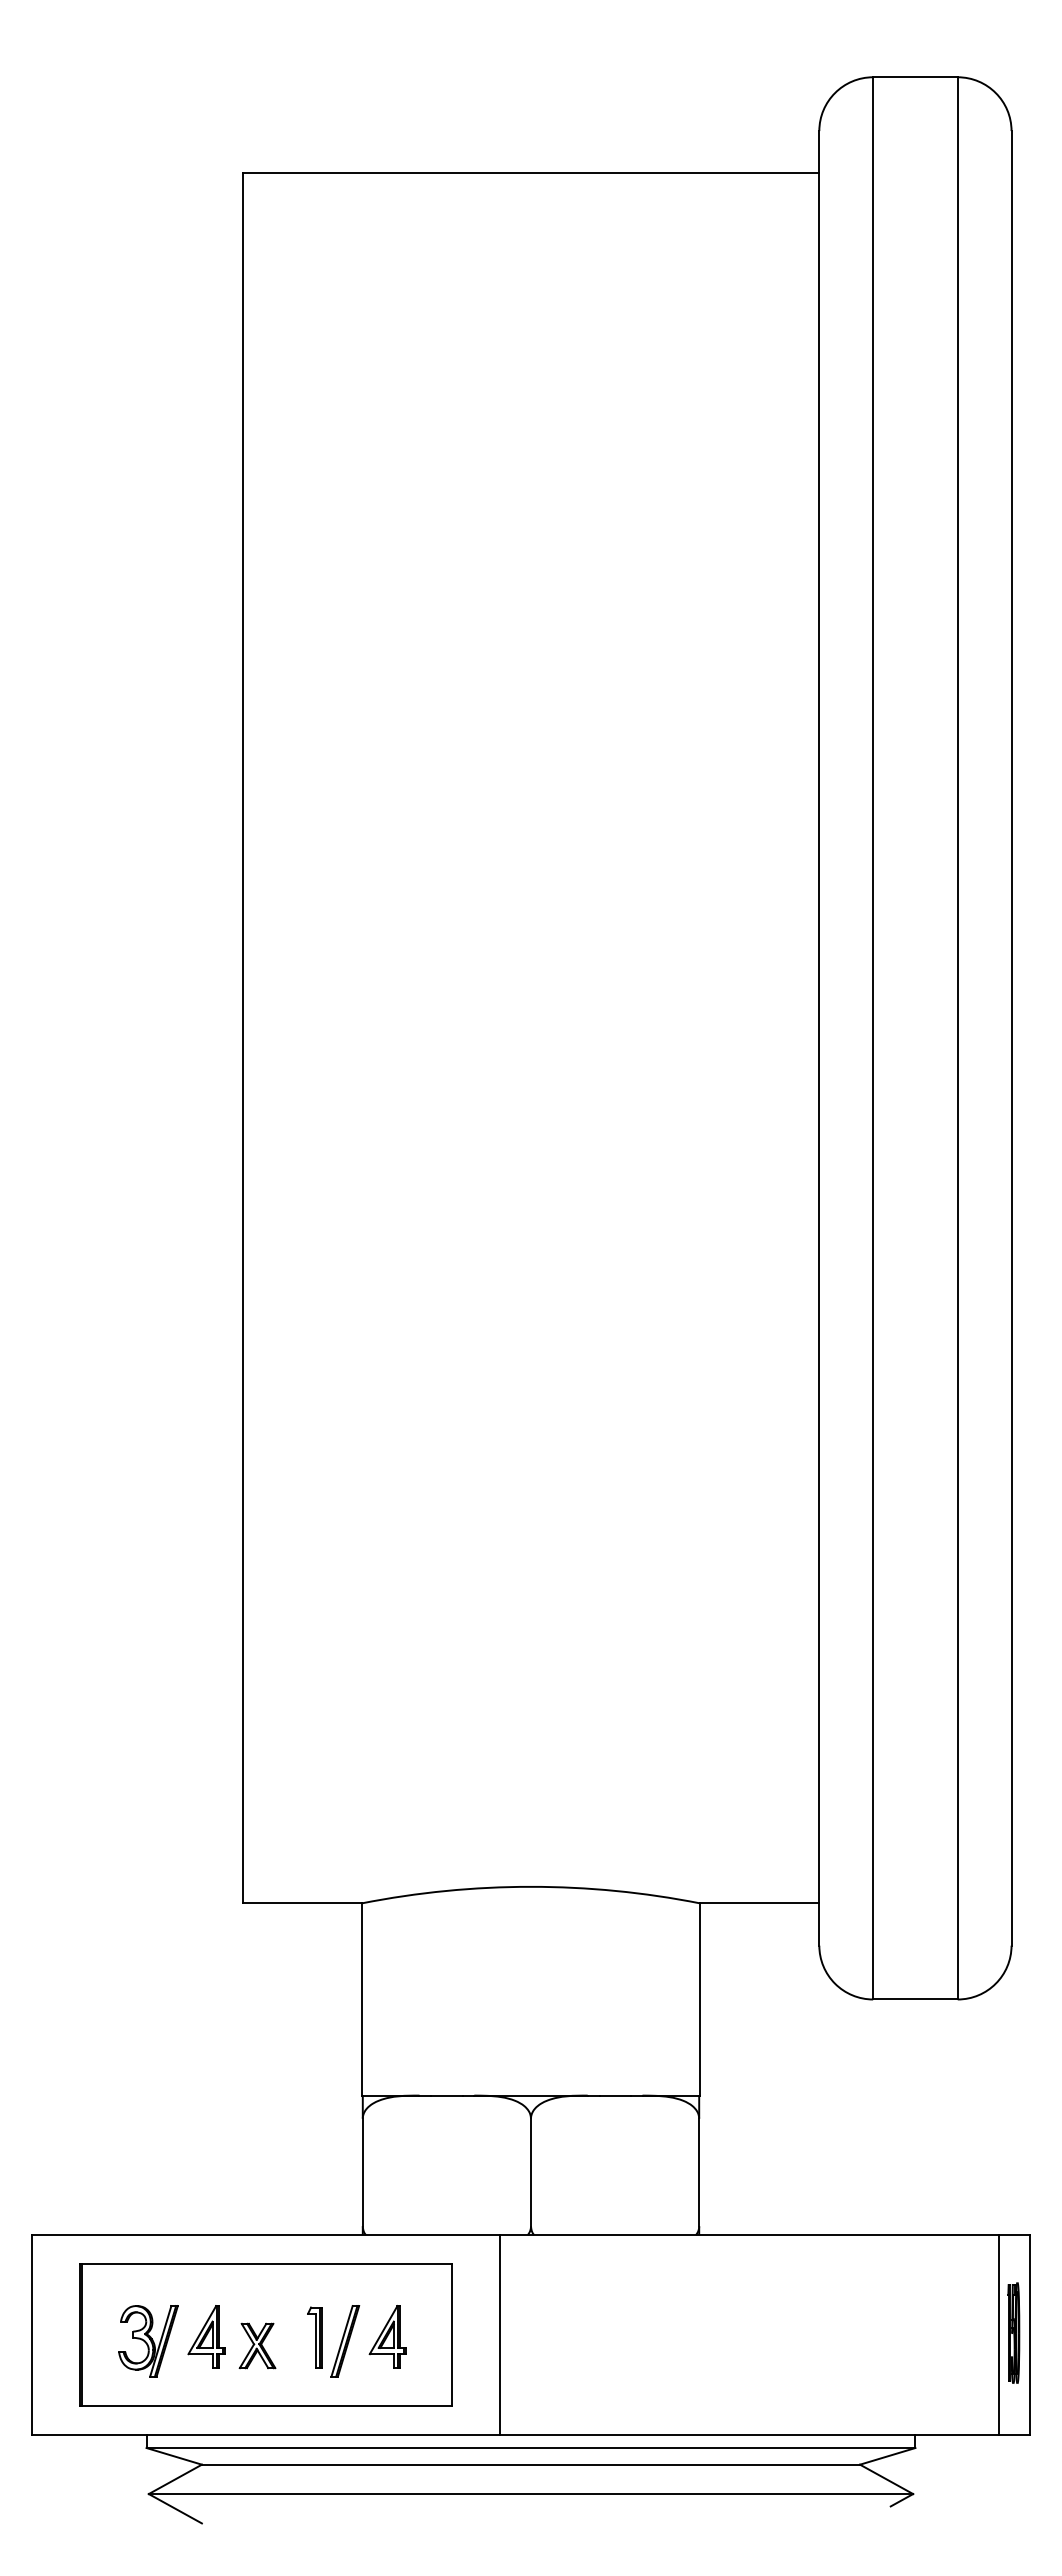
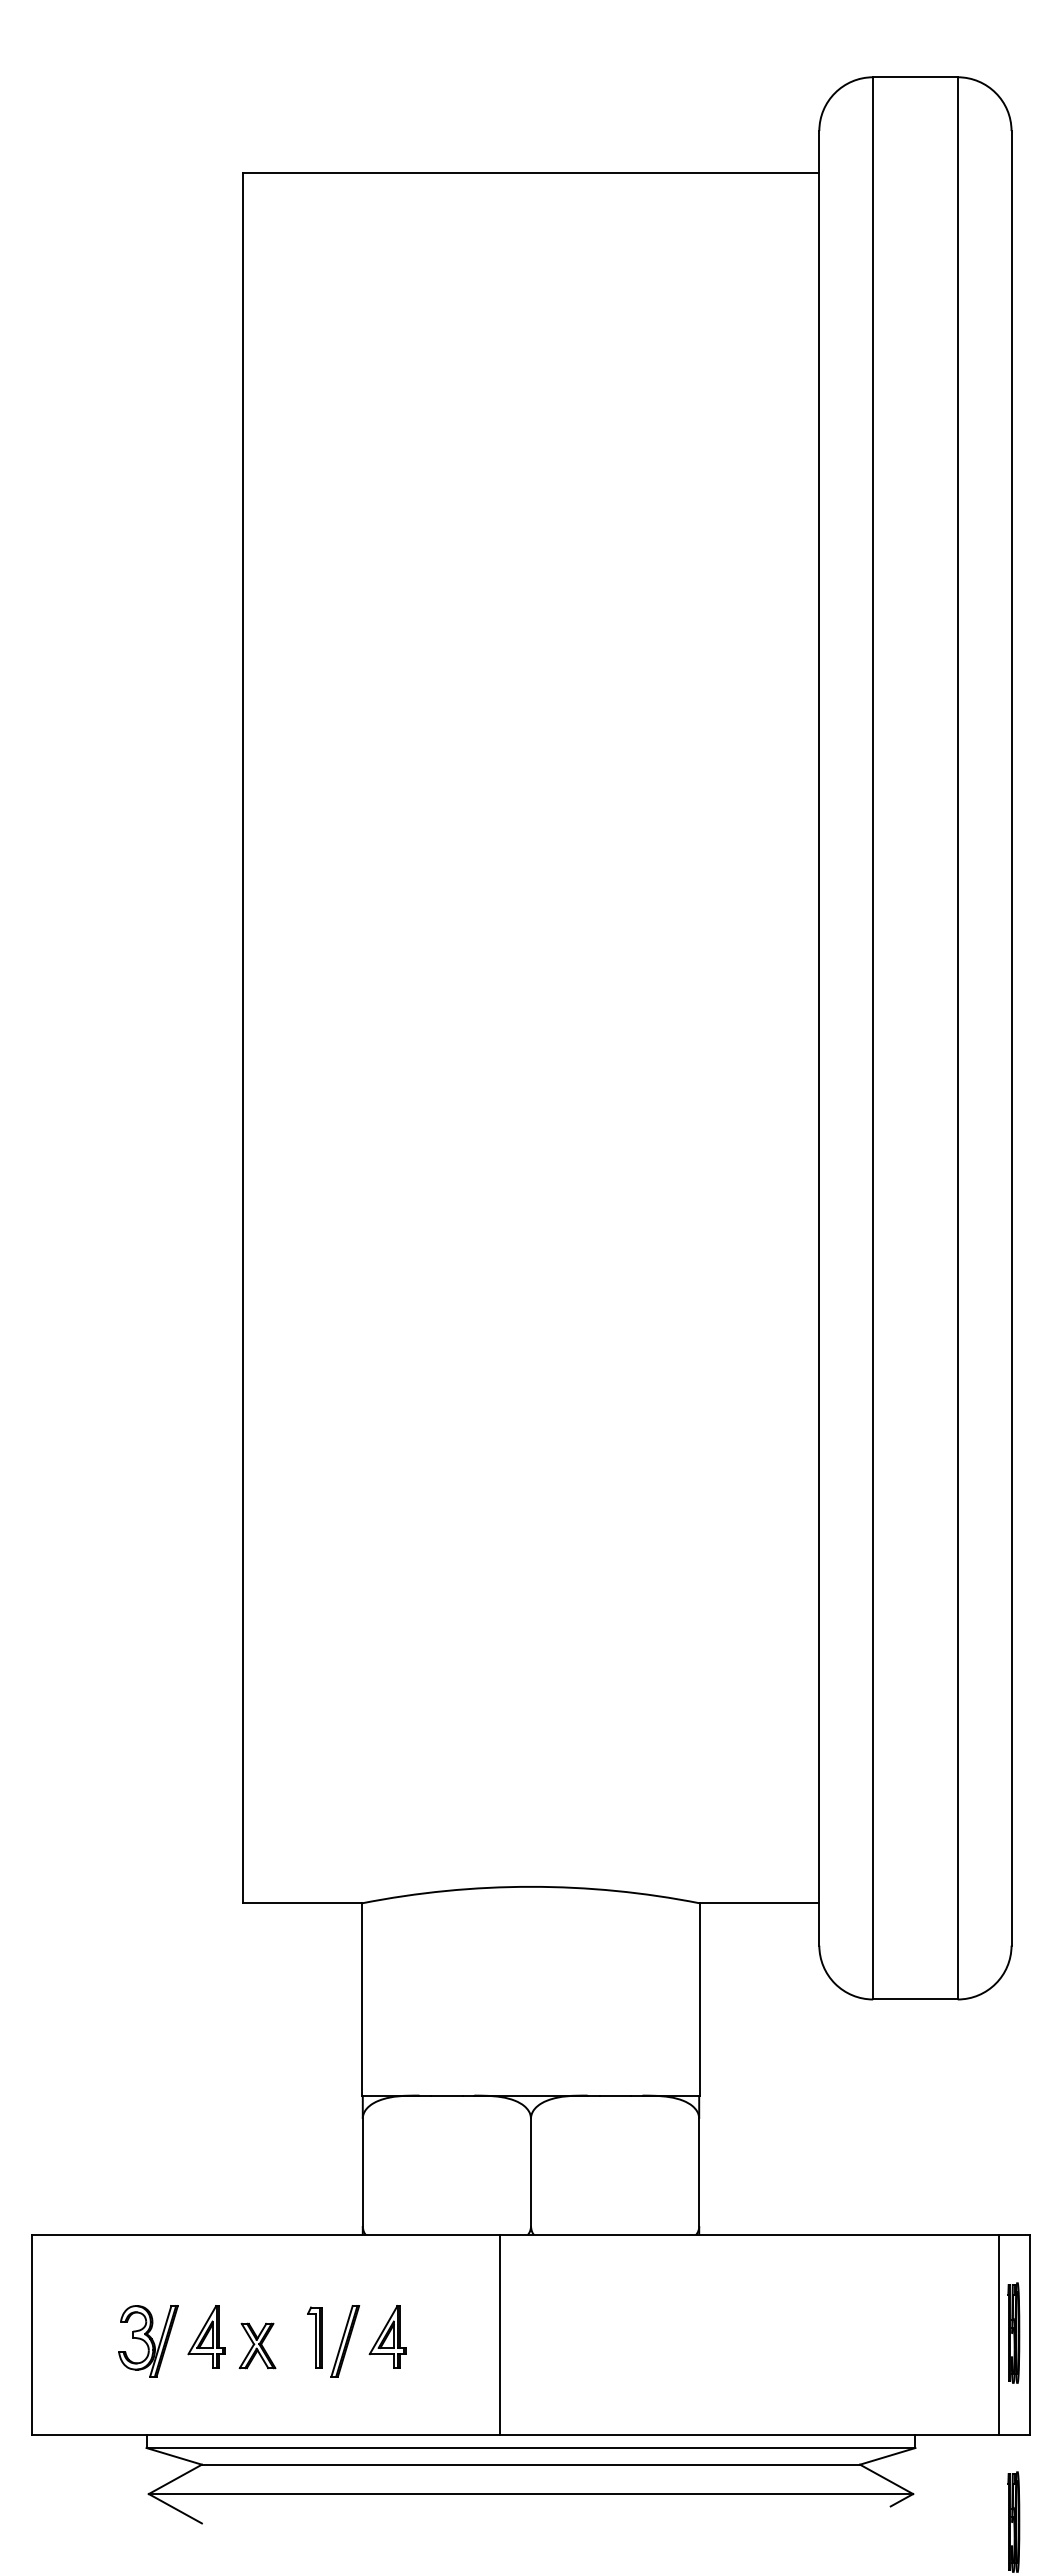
part: present -> none (265, 2334)
part: none -> present (1013, 2521)
